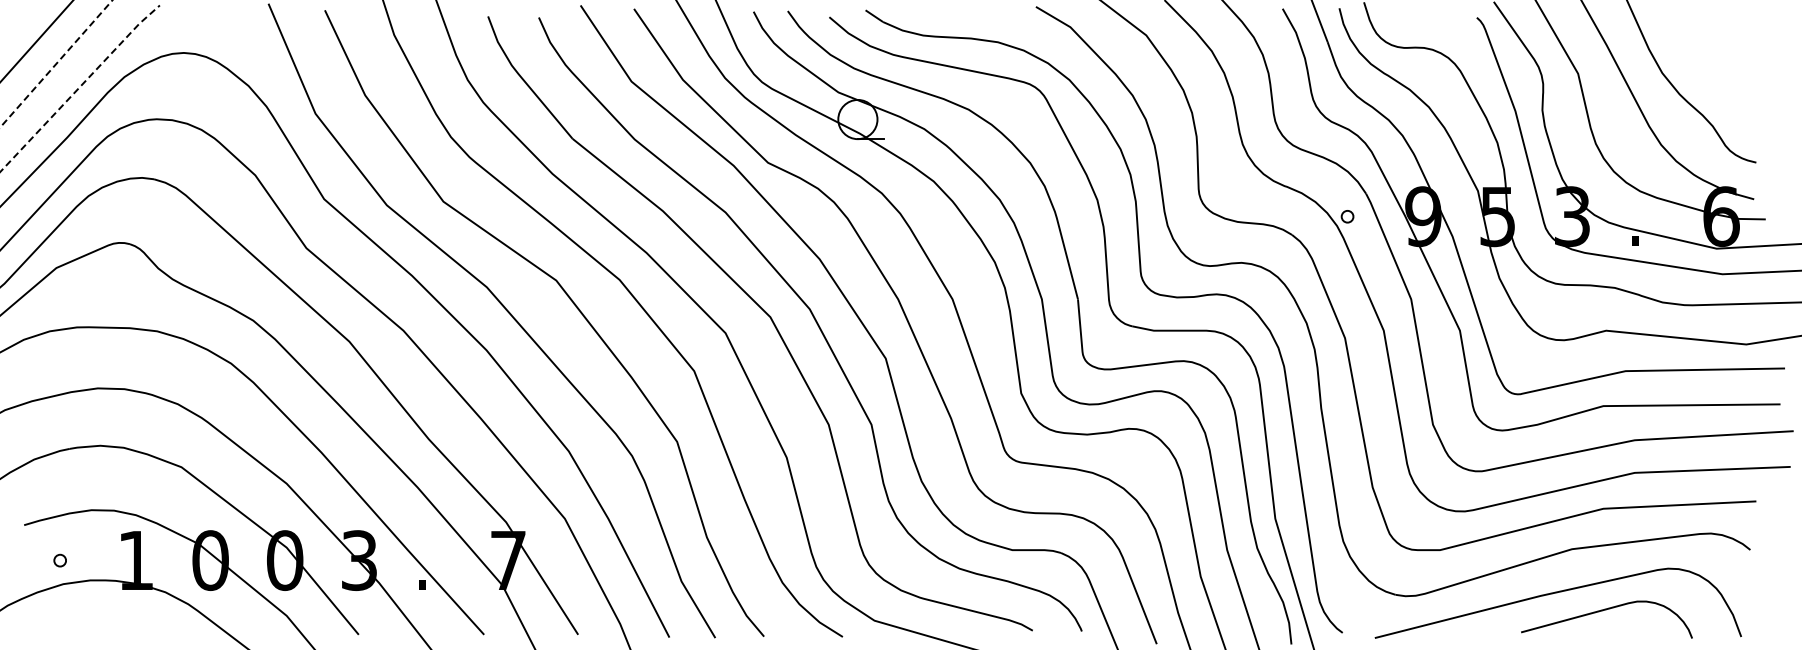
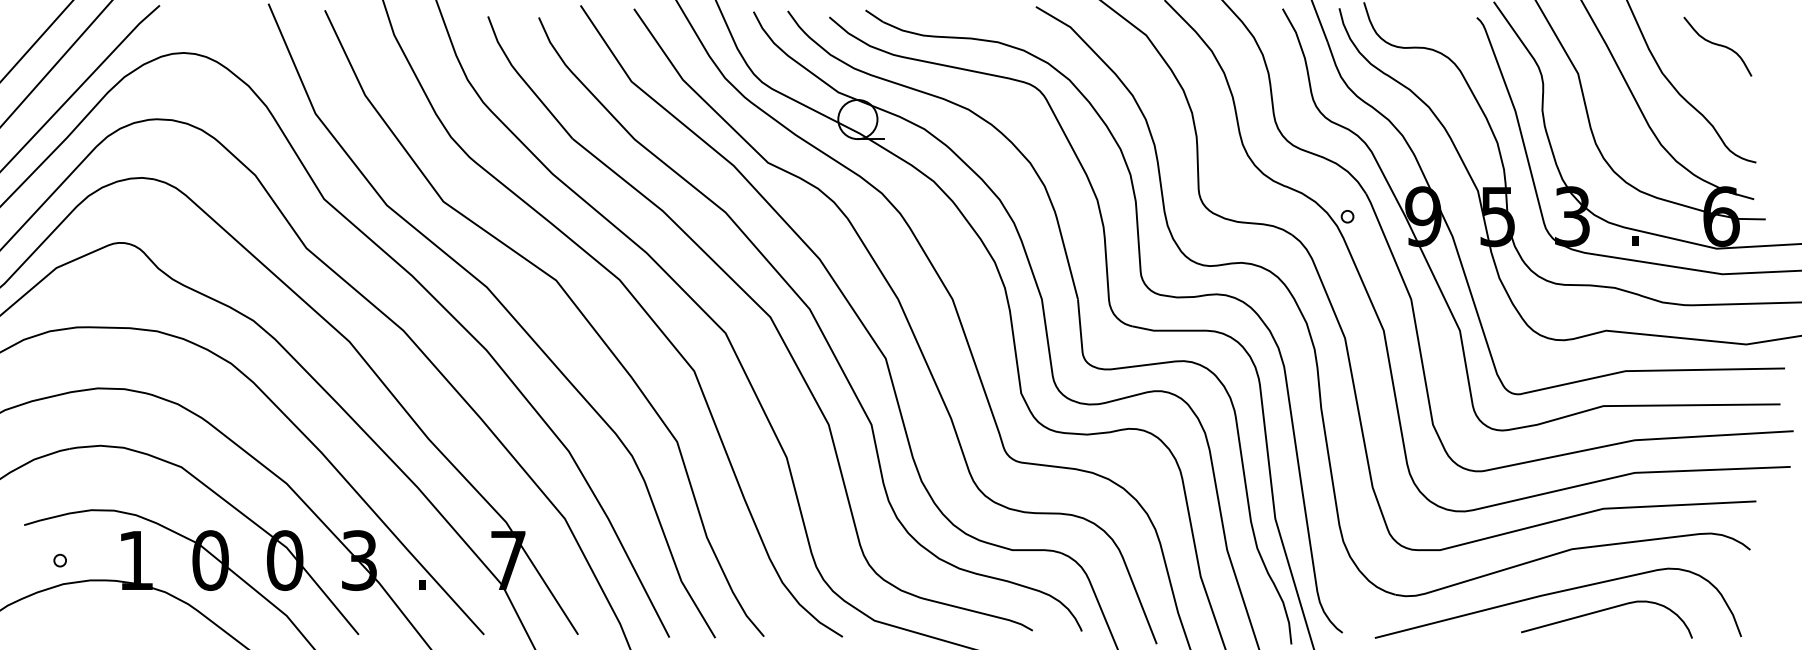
curve: none -> present (1717, 45)
line: dashed -> solid (56, 63)
line: dashed -> solid (80, 86)
